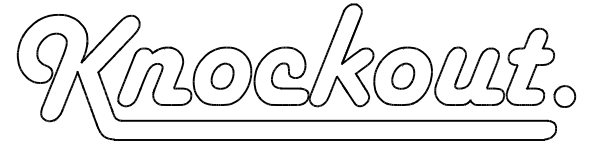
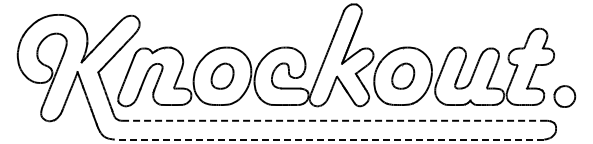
line: solid -> dashed (334, 120)
line: solid -> dashed (329, 139)
